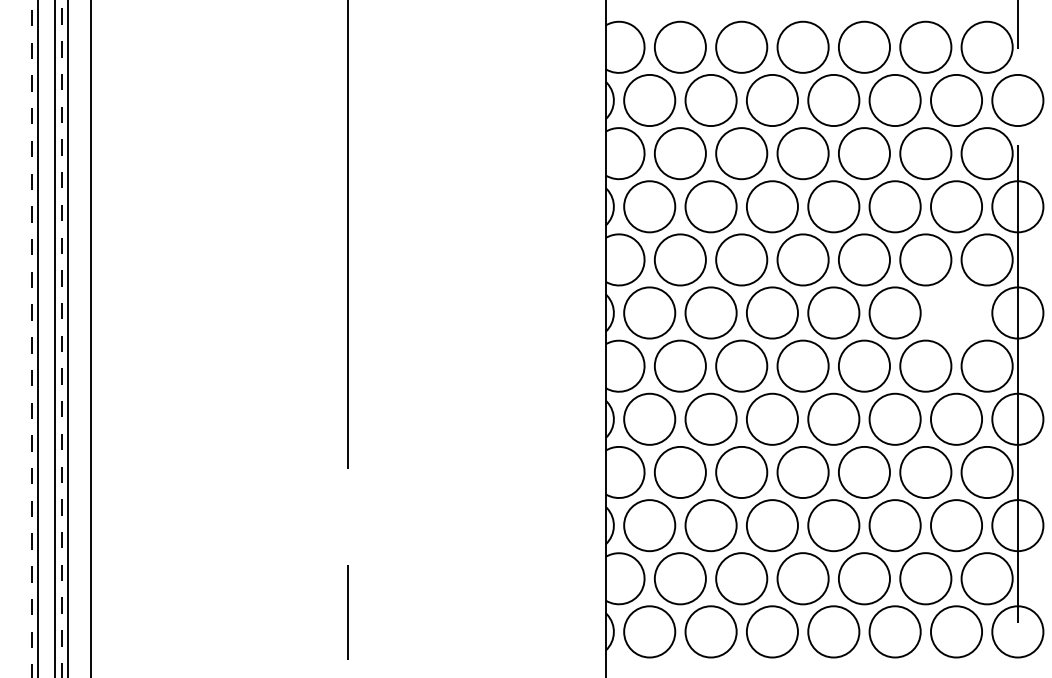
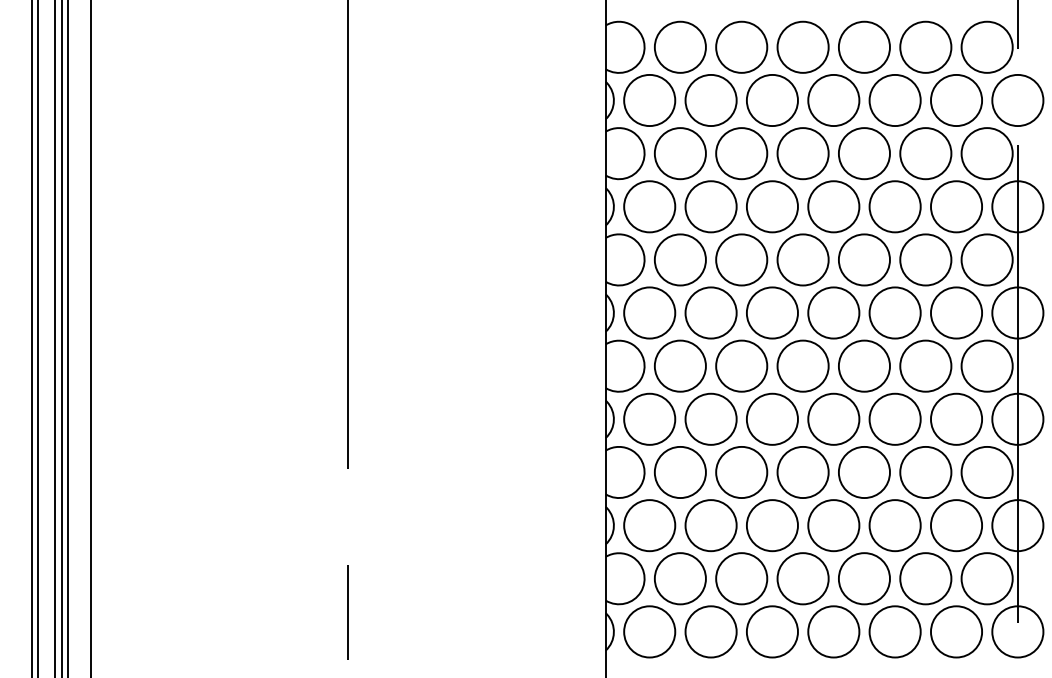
part: none -> present (956, 312)
line: dashed -> solid (61, 337)
line: dashed -> solid (31, 339)
